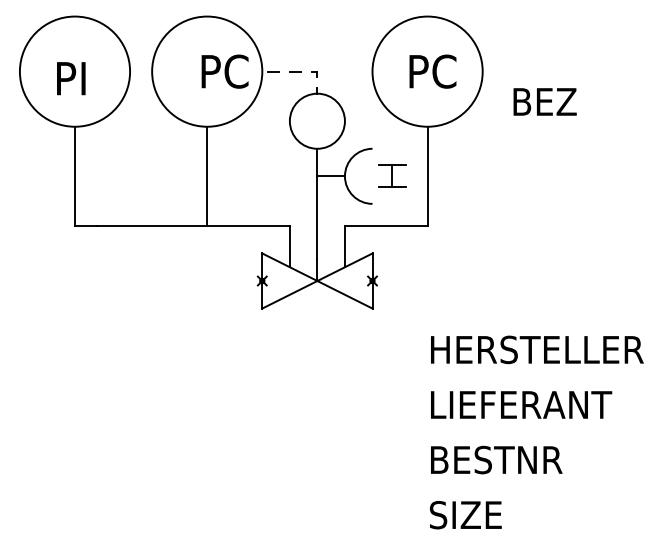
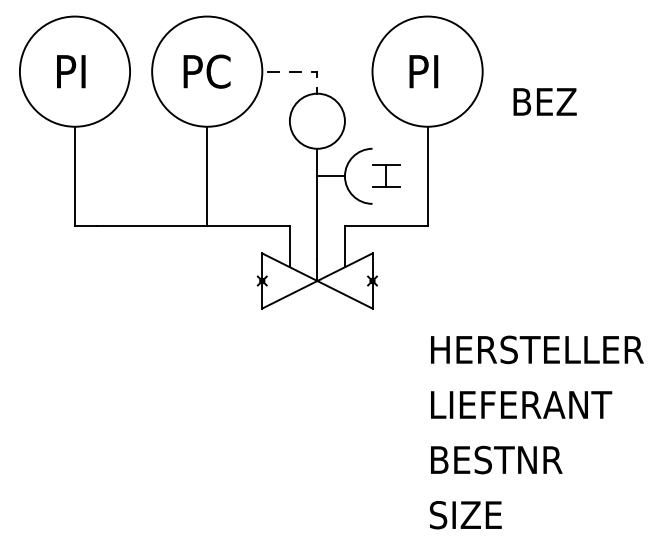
text position: (224, 71) -> (206, 71) (206, 71)
text: PC -> PI (444, 71)
text position: (71, 78) -> (71, 71) (71, 71)
part position: (392, 175) -> (386, 175) (386, 175)
